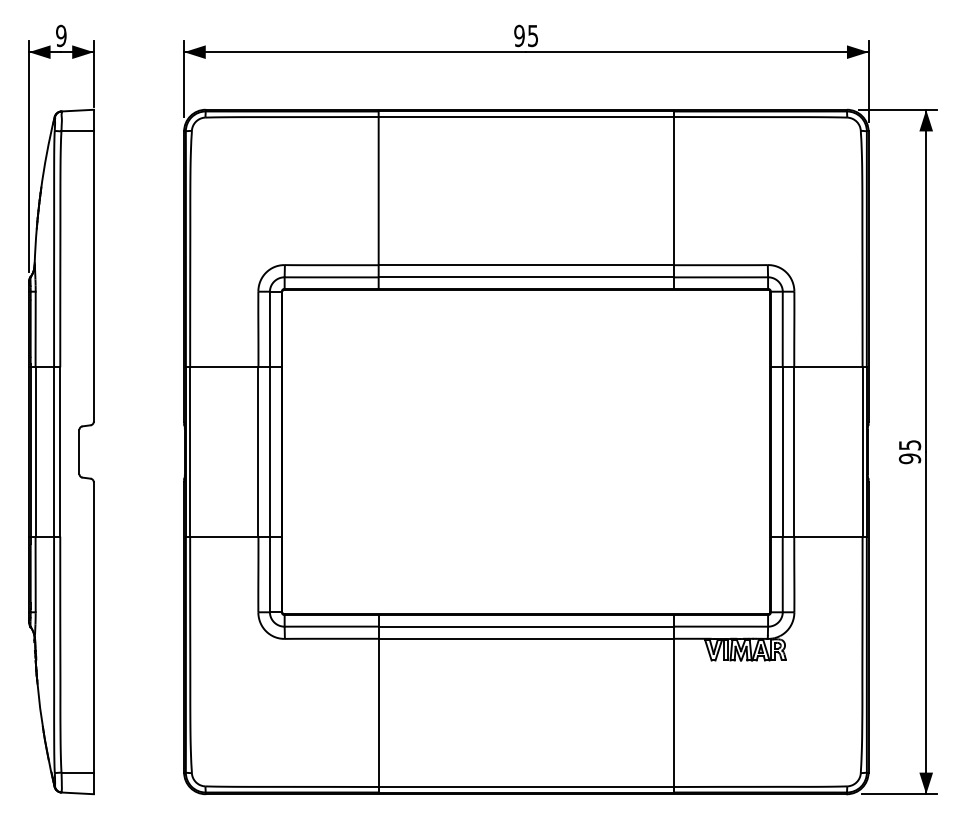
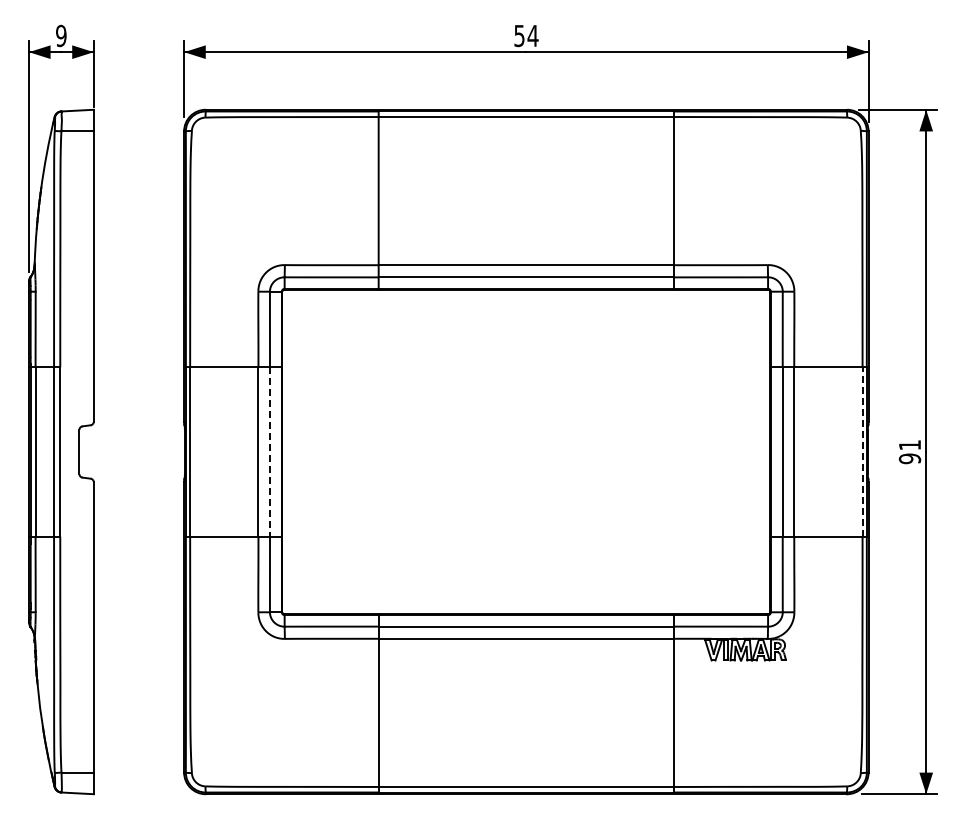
text: 95 -> 54 (526, 35)
text: 95 -> 91 (910, 445)
line: solid -> dashed (270, 452)
line: solid -> dashed (862, 452)
